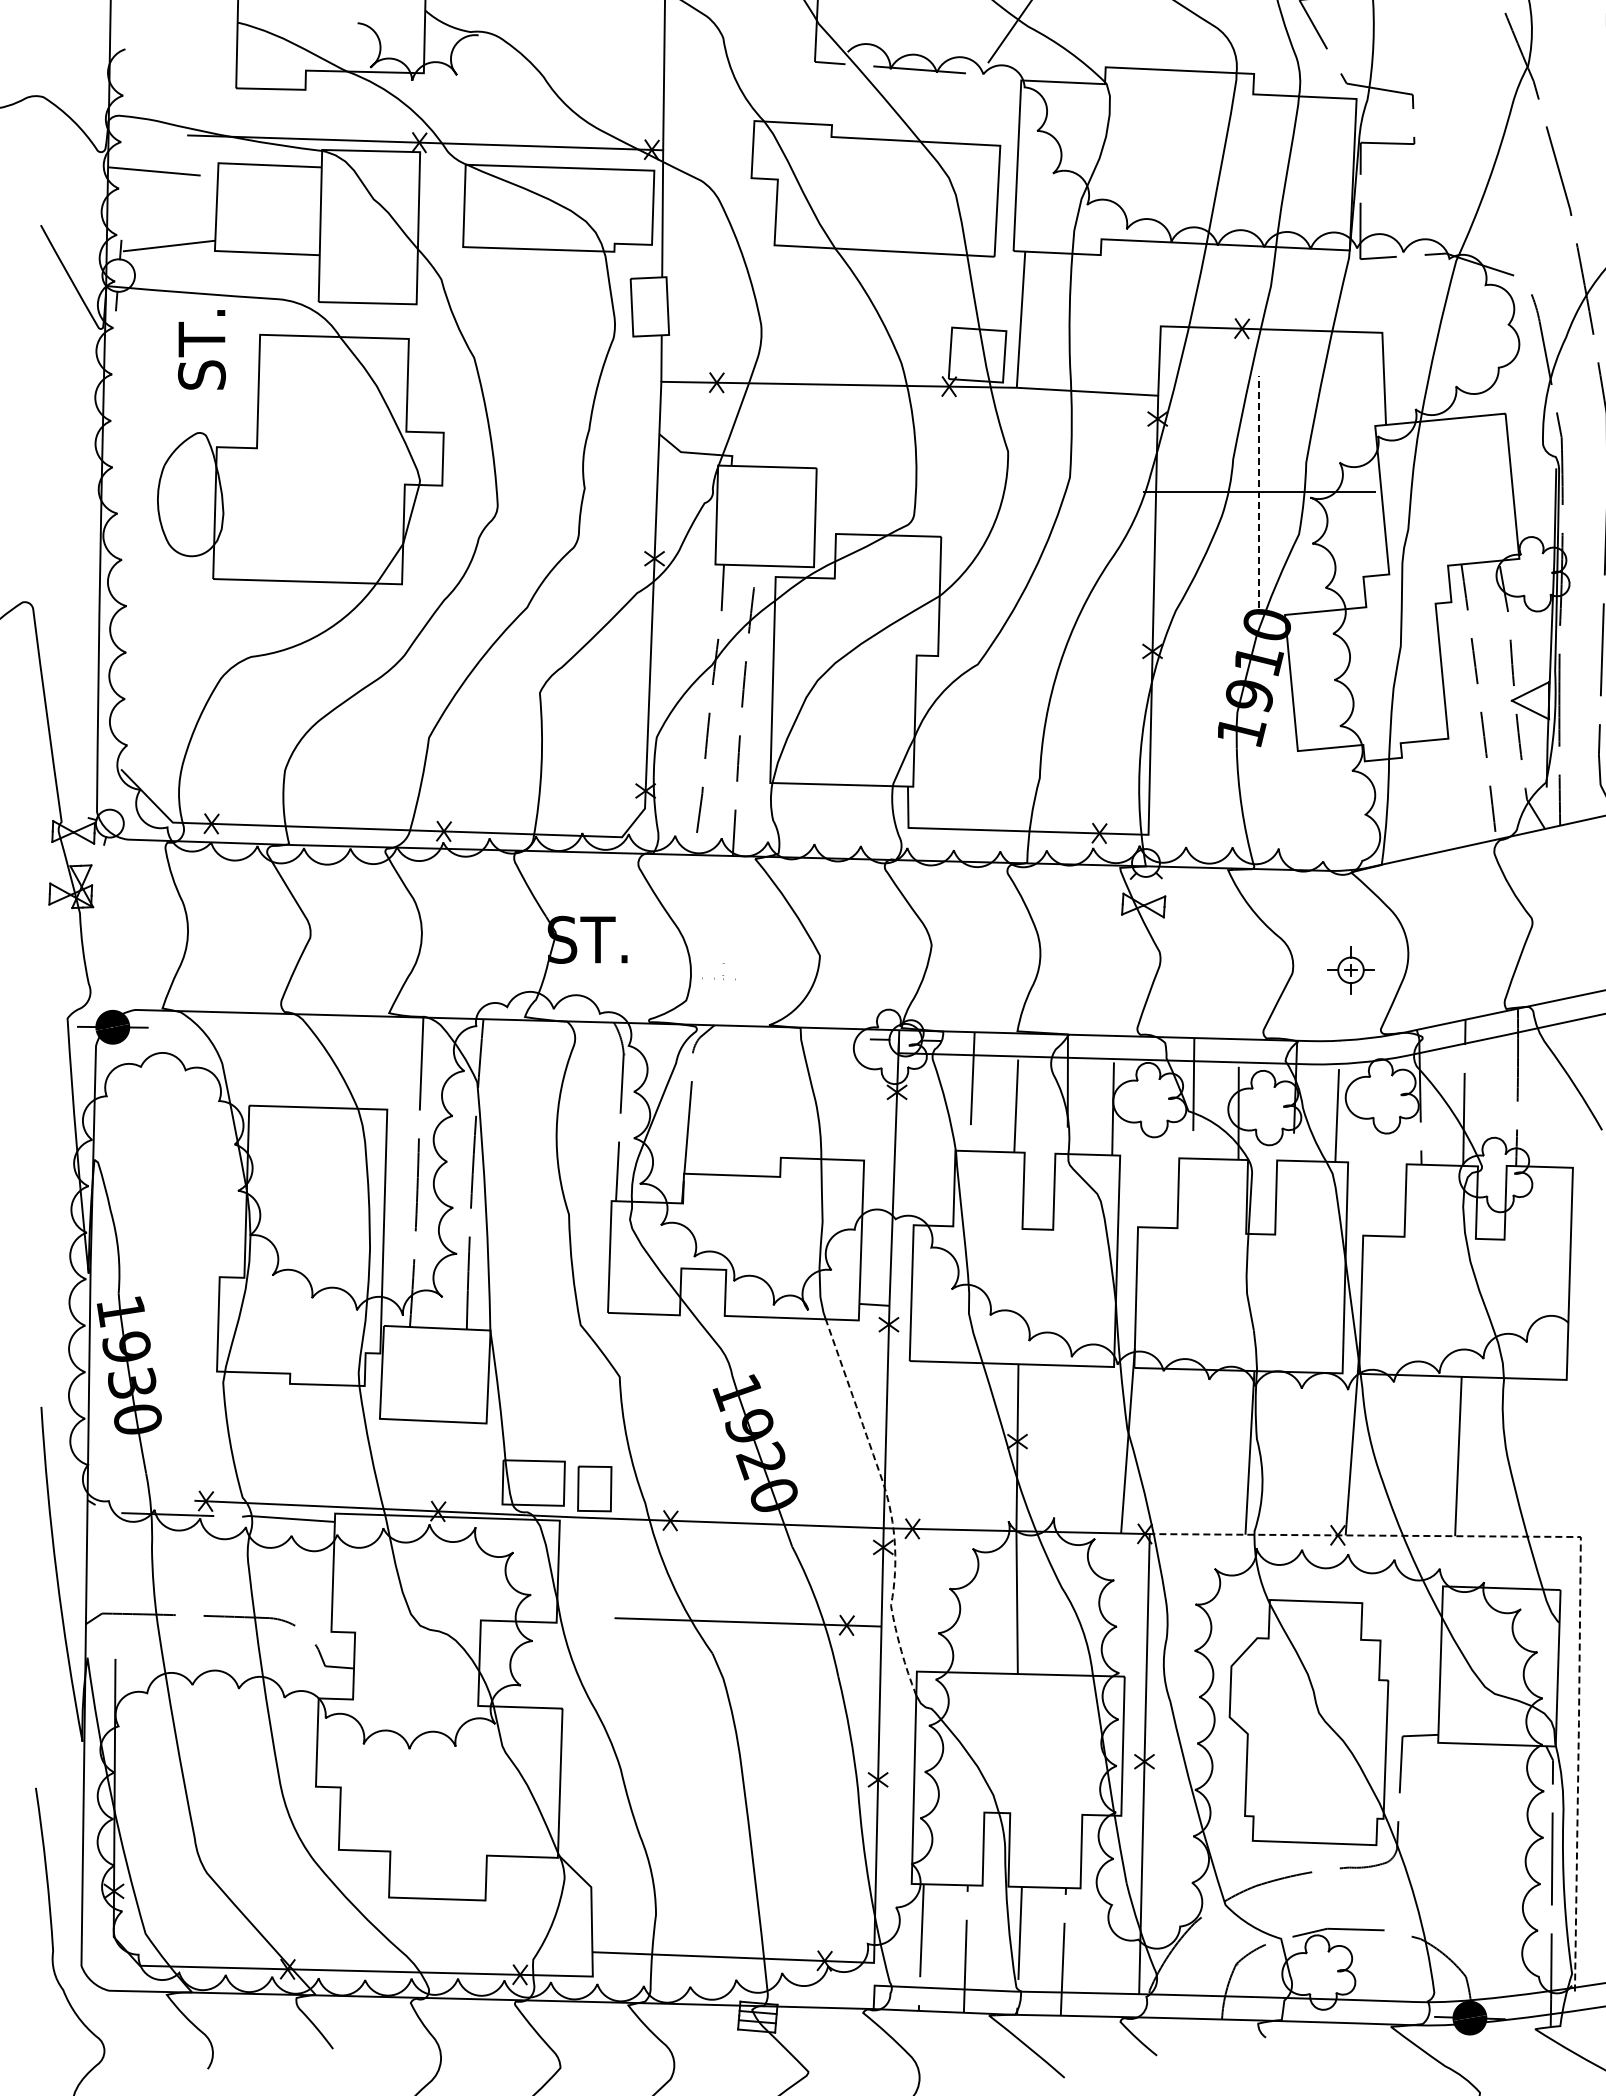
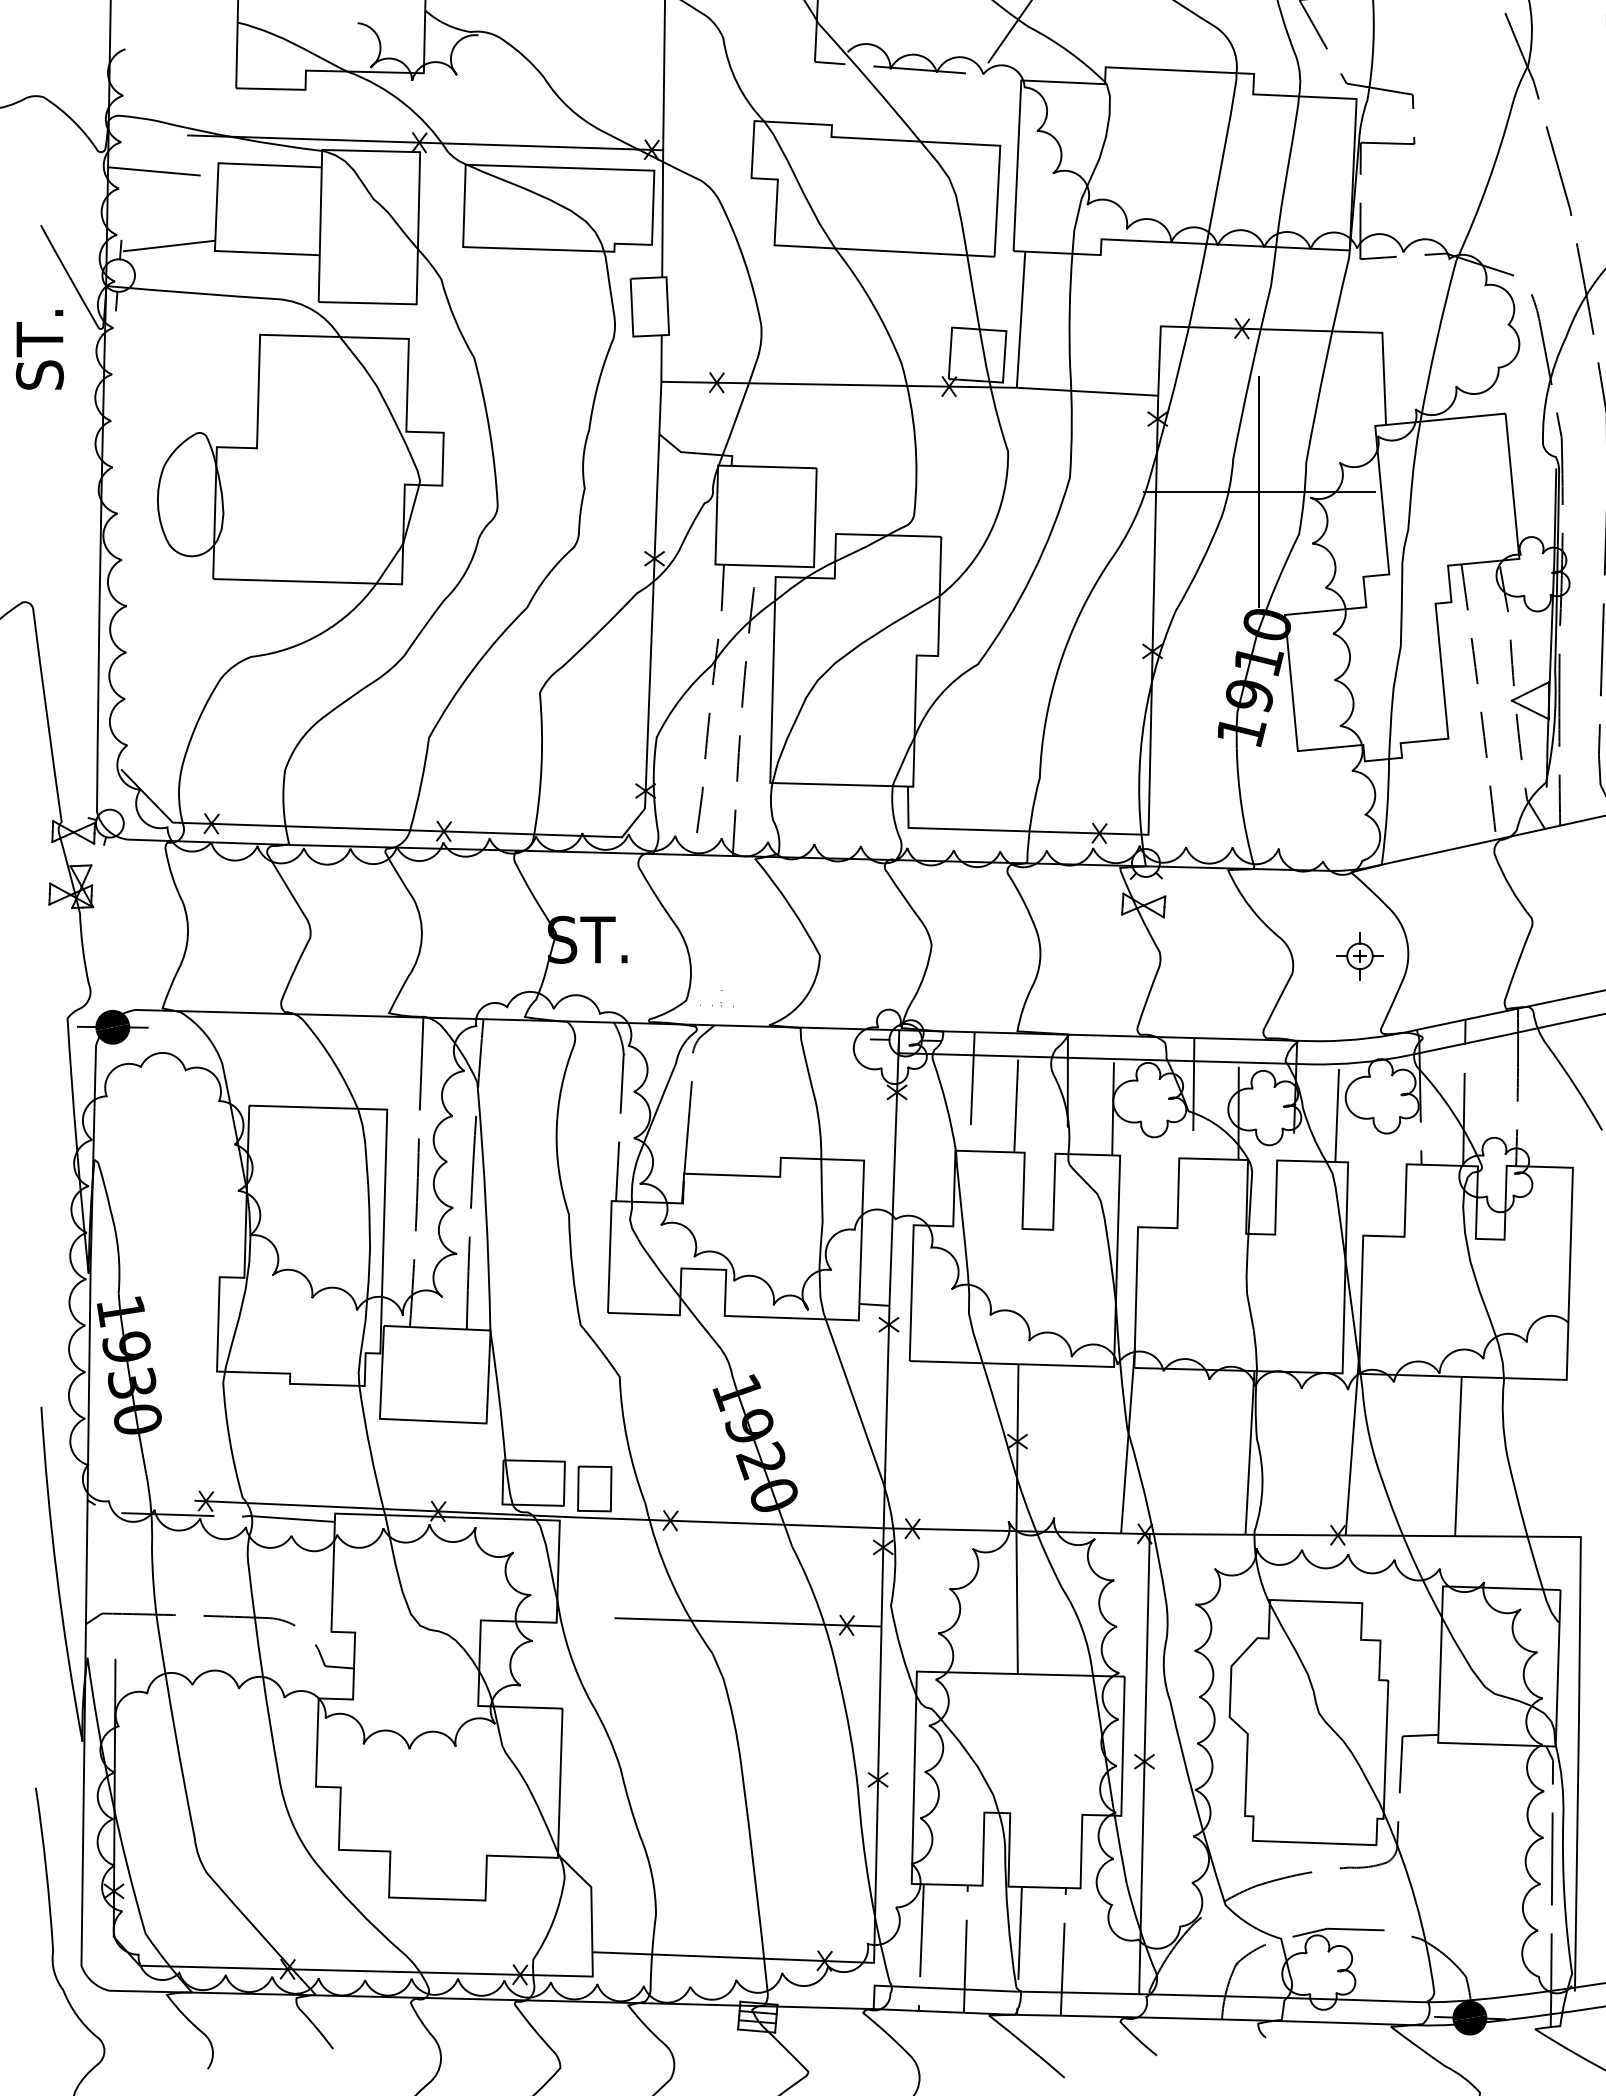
text position: (201, 349) -> (39, 349) (39, 349)
line: dashed -> solid (1259, 491)
part position: (1350, 970) -> (1359, 956) (1359, 956)
part position: (718, 971) -> (716, 998) (716, 998)
line: dashed -> solid (890, 1512)
line: dashed -> solid (1580, 1548)
